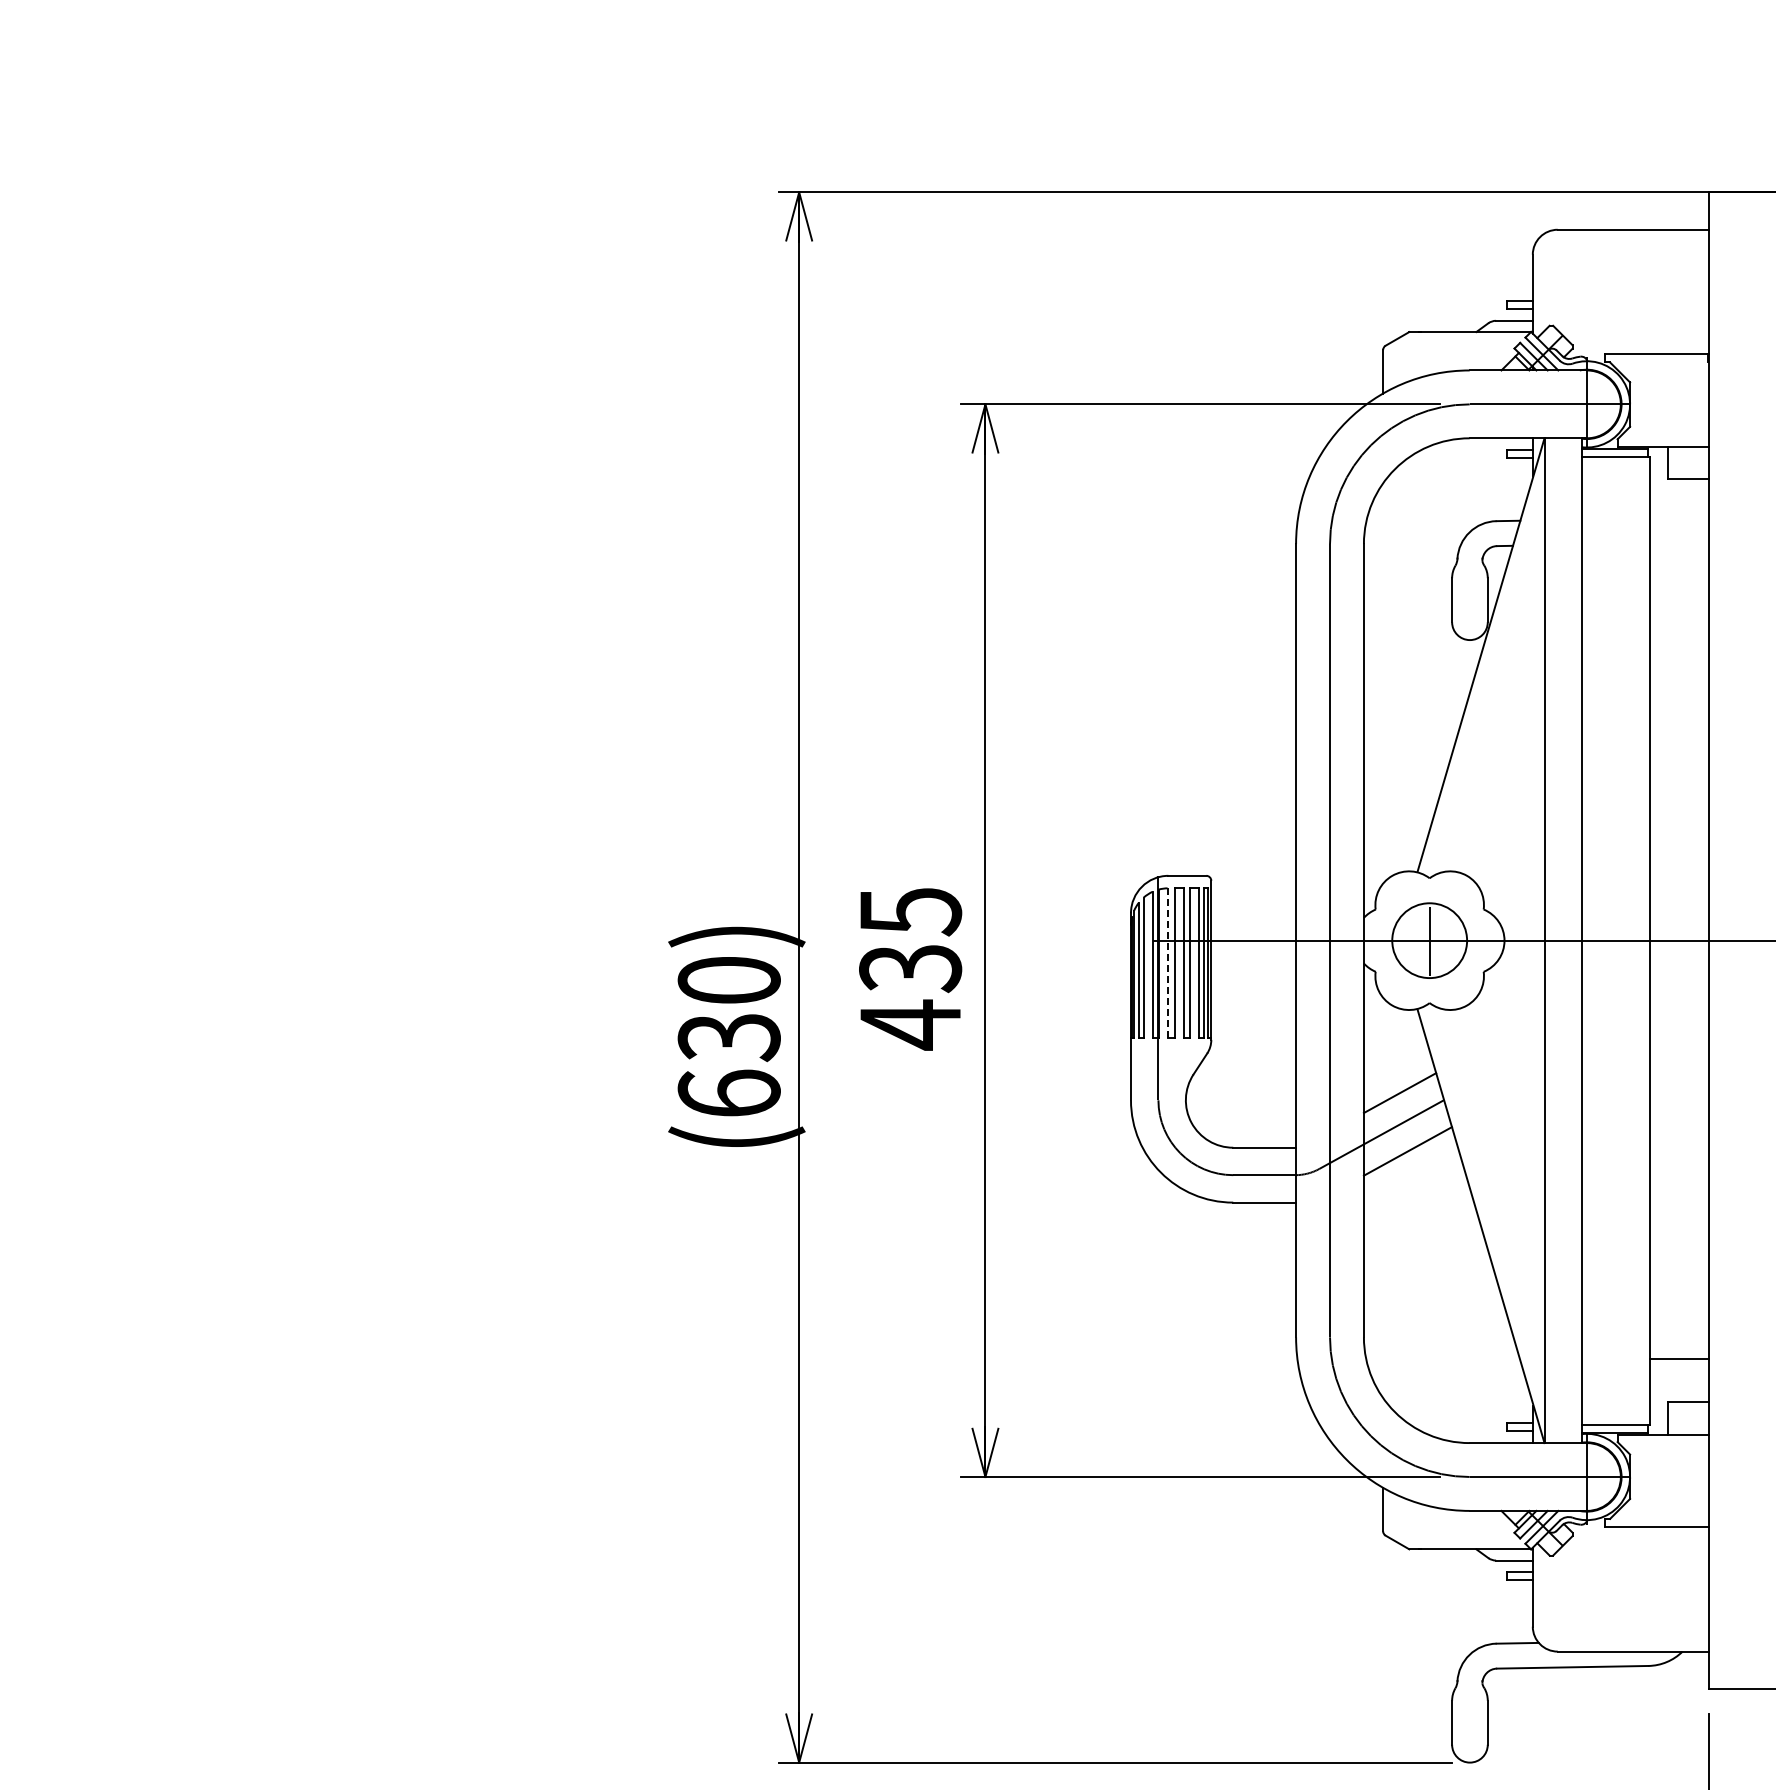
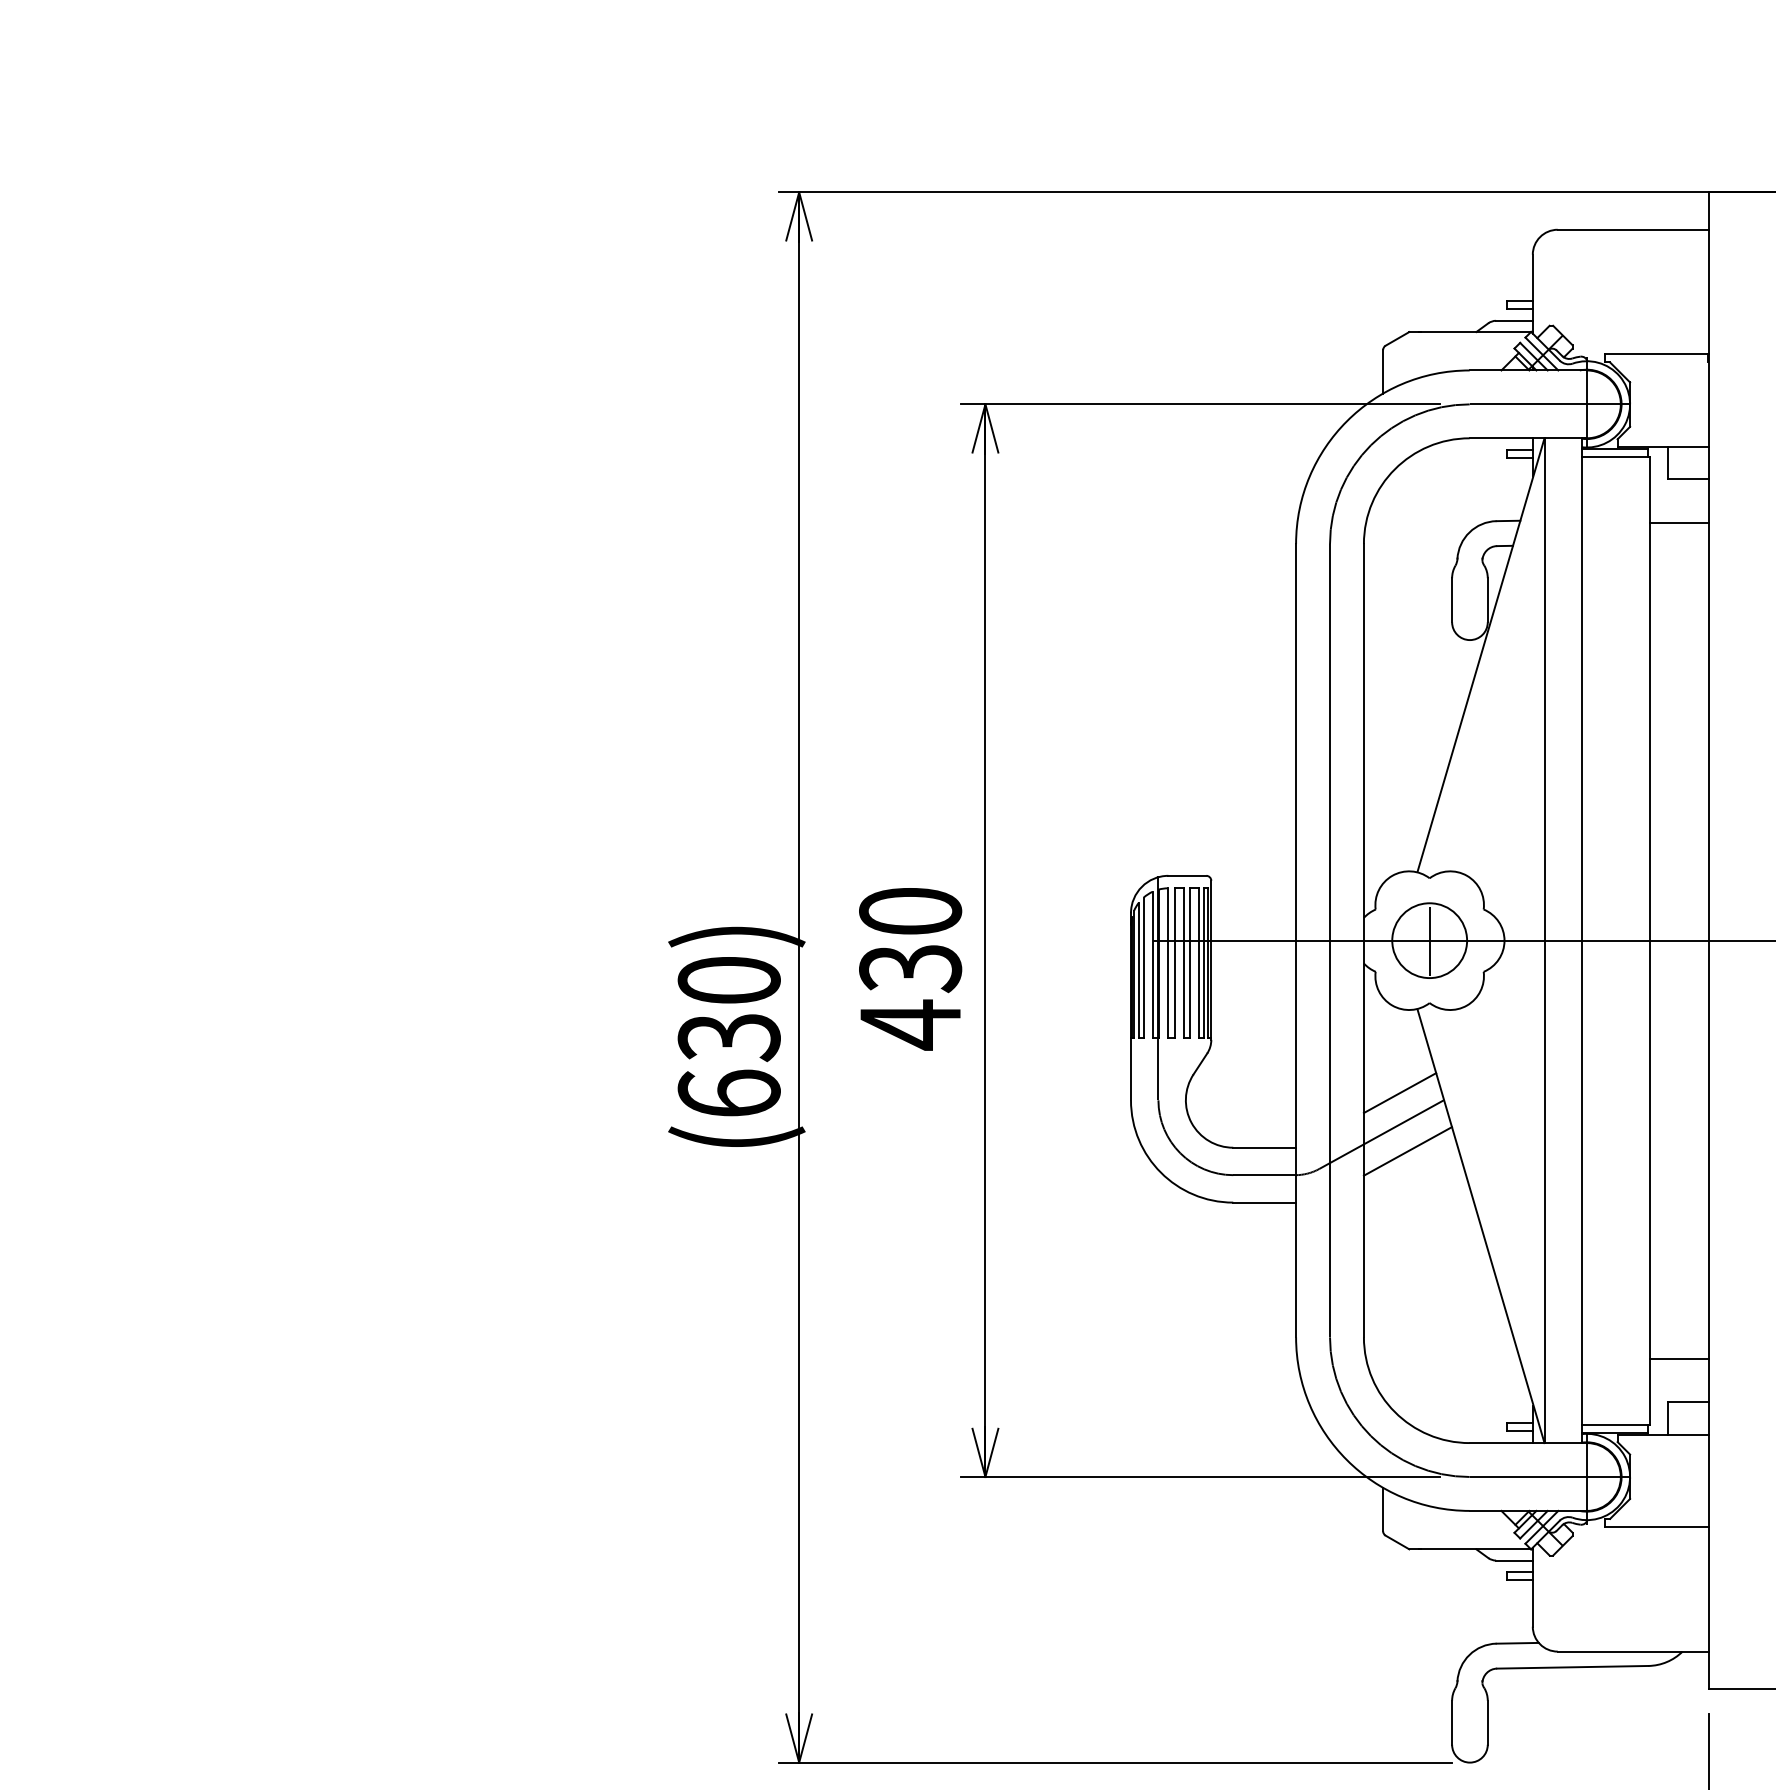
line: none -> present (1679, 522)
text: 435 -> 430 (910, 912)
line: dashed -> solid (1167, 963)
